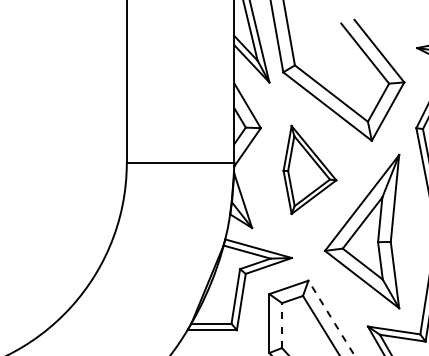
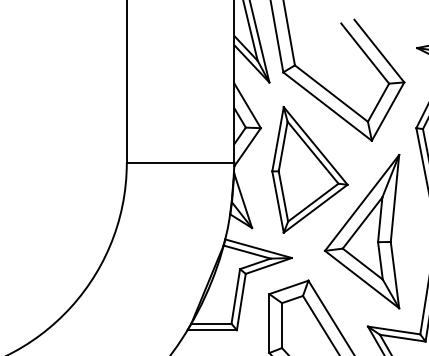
part size: 56x91 px -> 78x128 px (309, 169)
line: dashed -> solid (331, 318)
line: dashed -> solid (282, 325)
